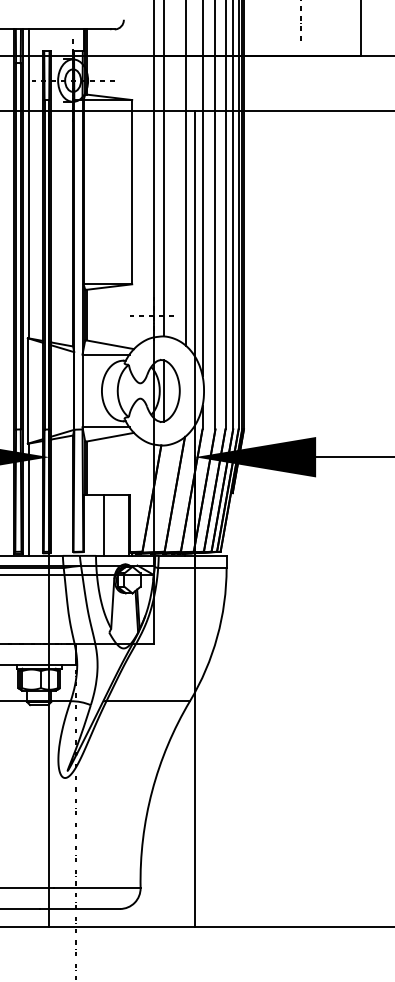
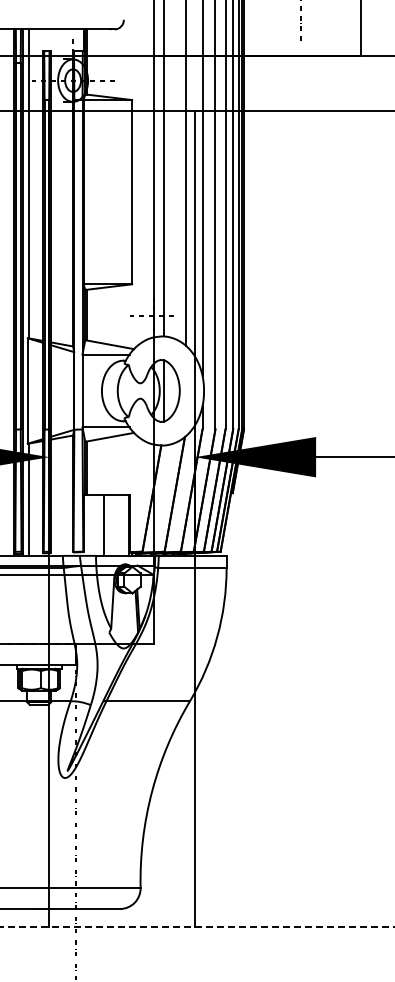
line: solid -> dashed (197, 927)
